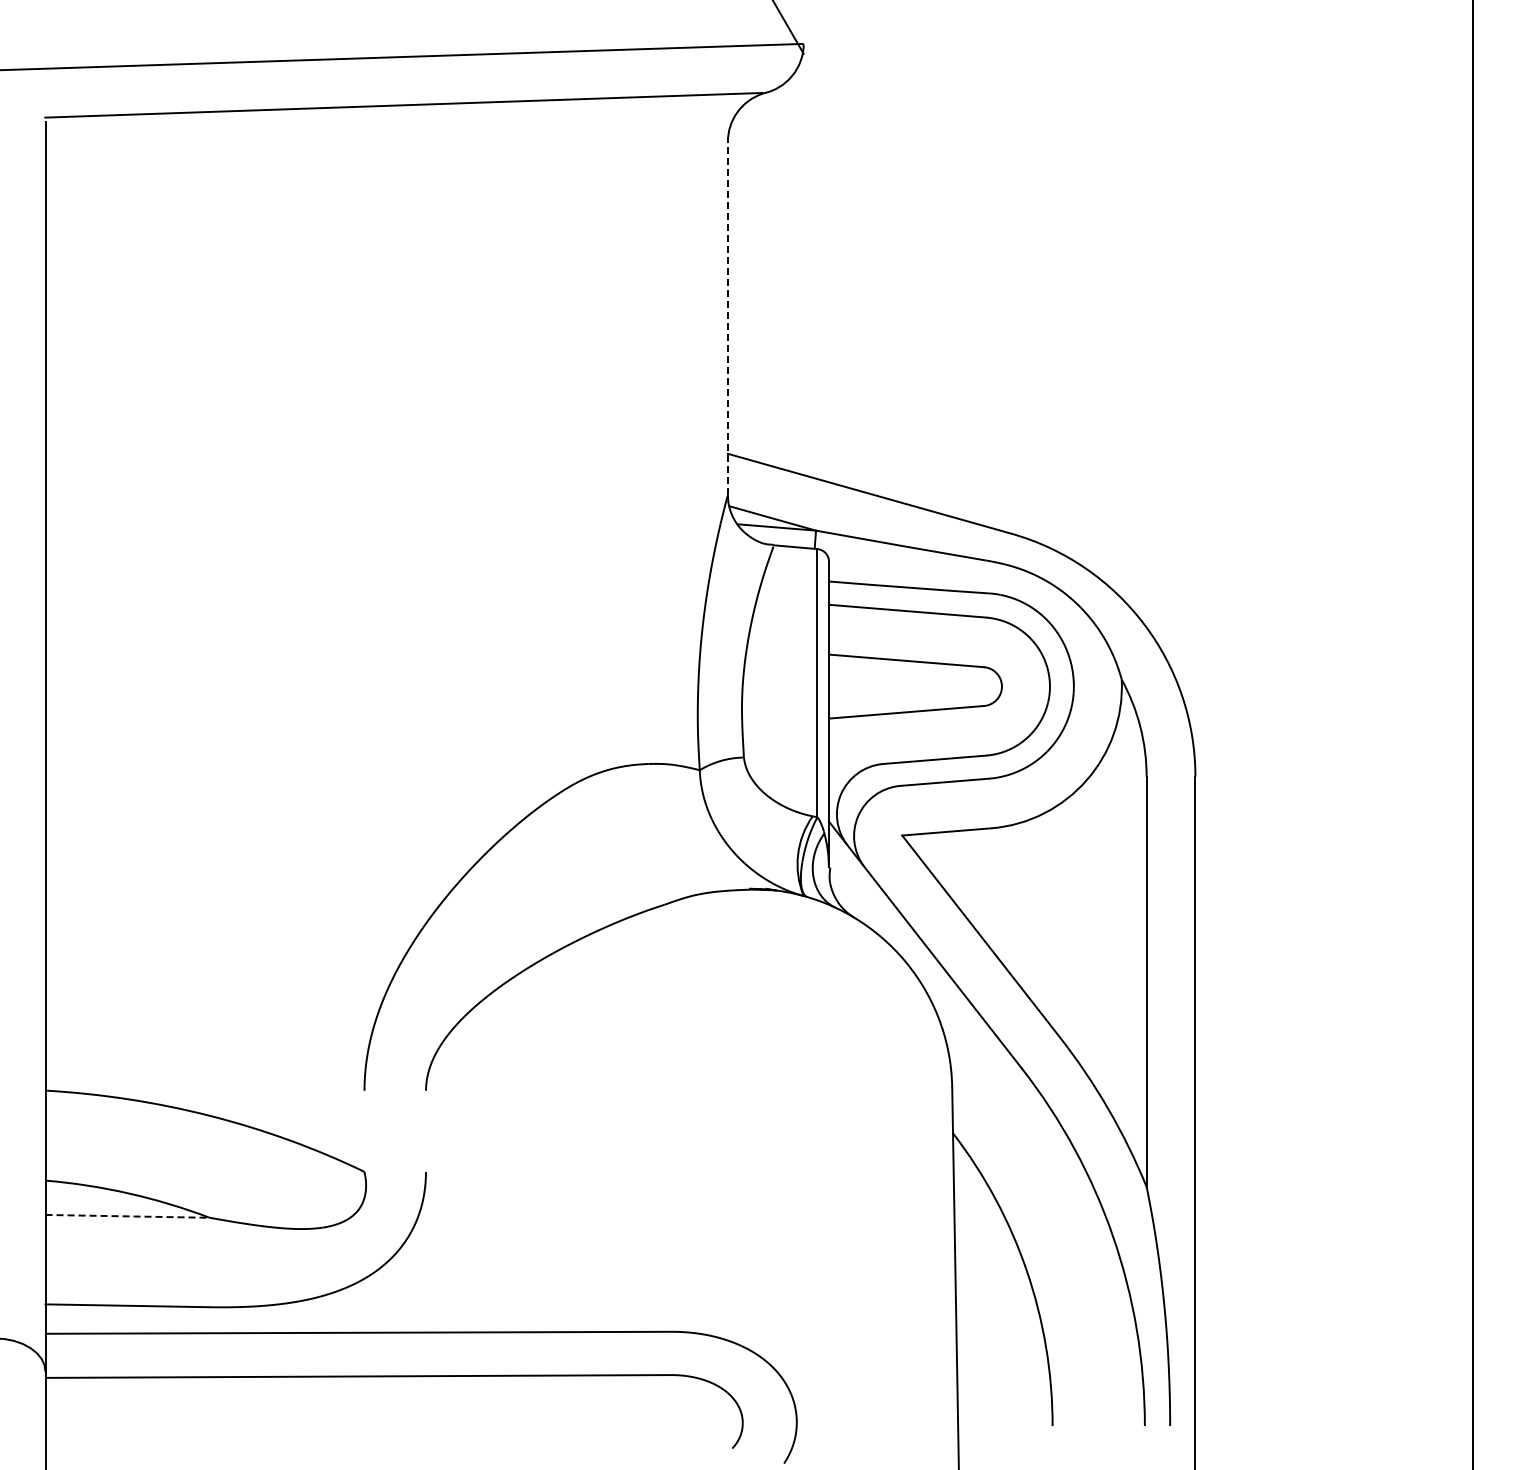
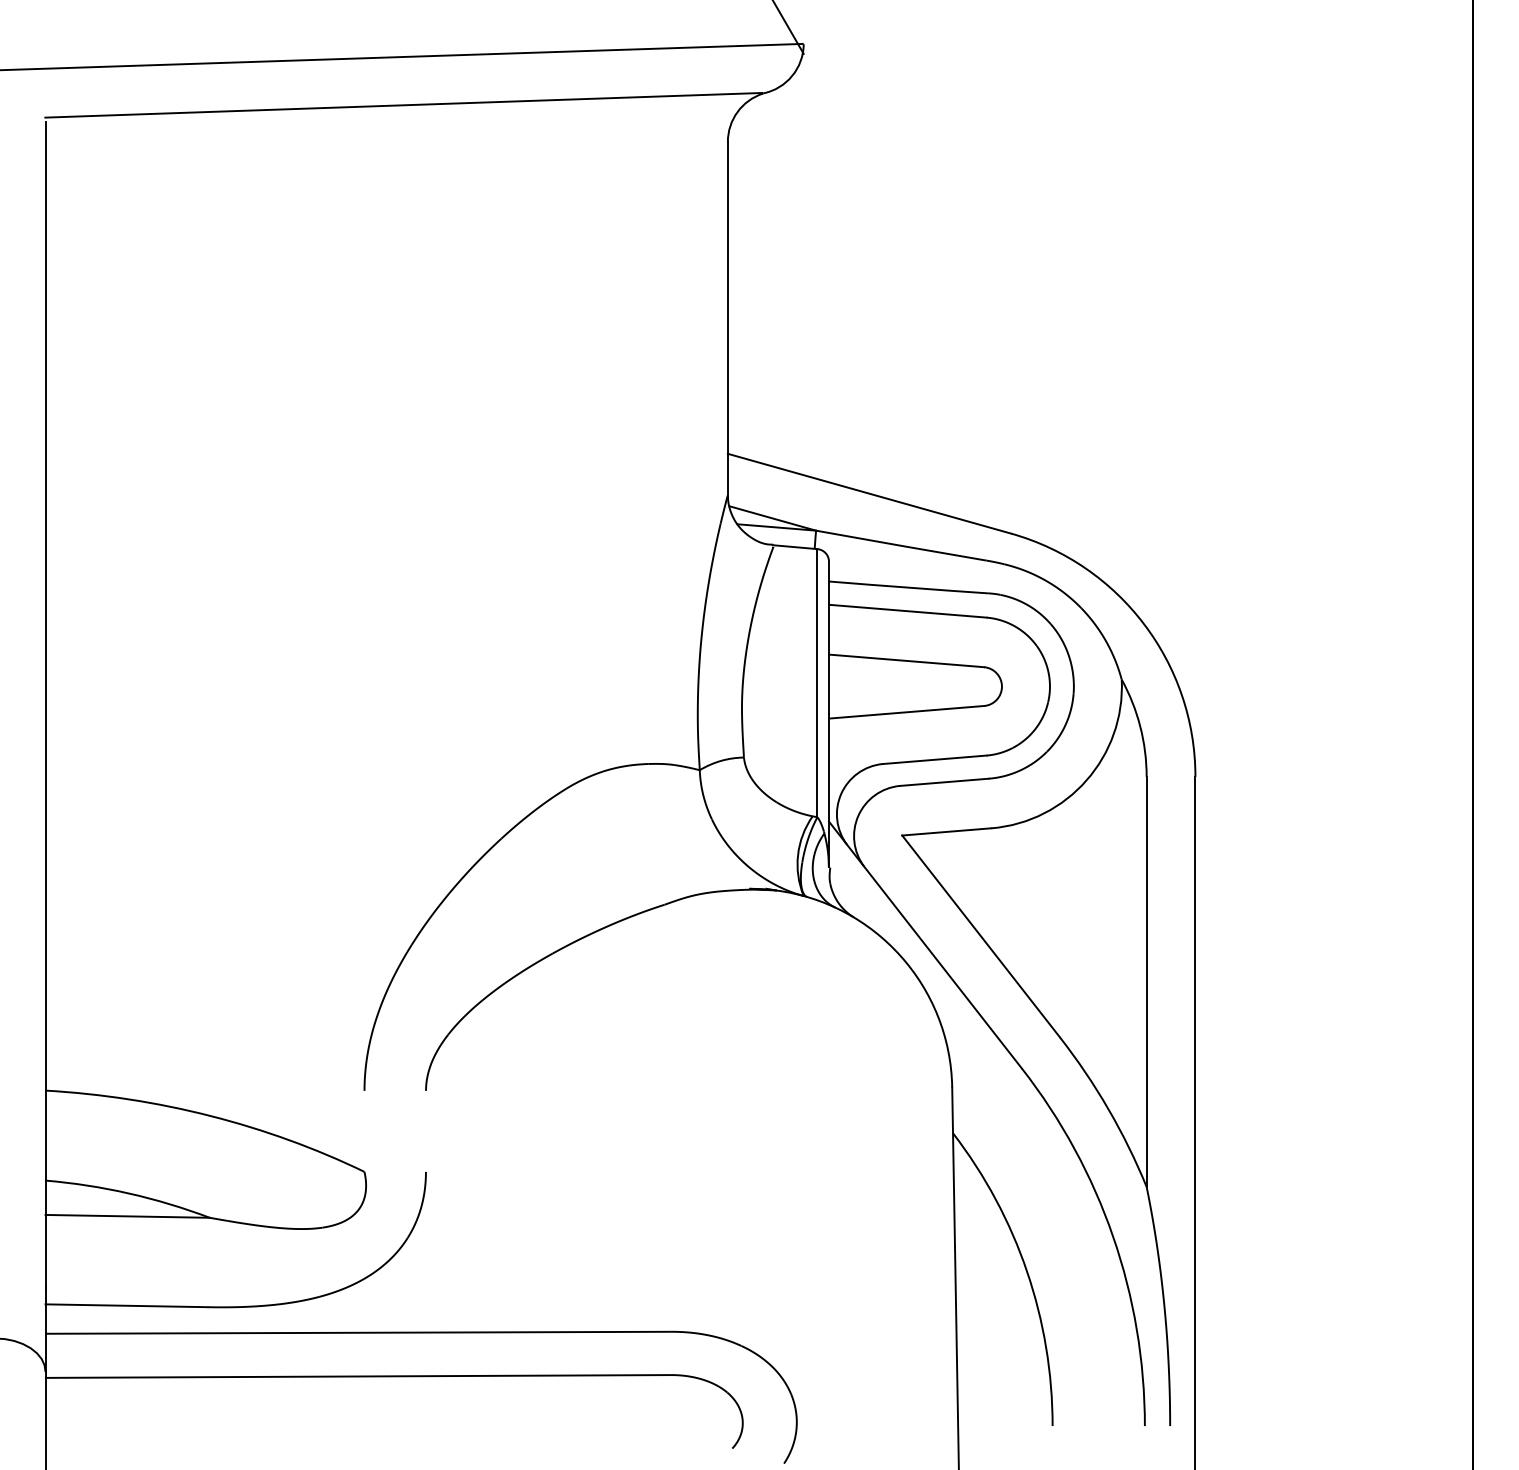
line: dashed -> solid (727, 318)
line: dashed -> solid (128, 1216)
